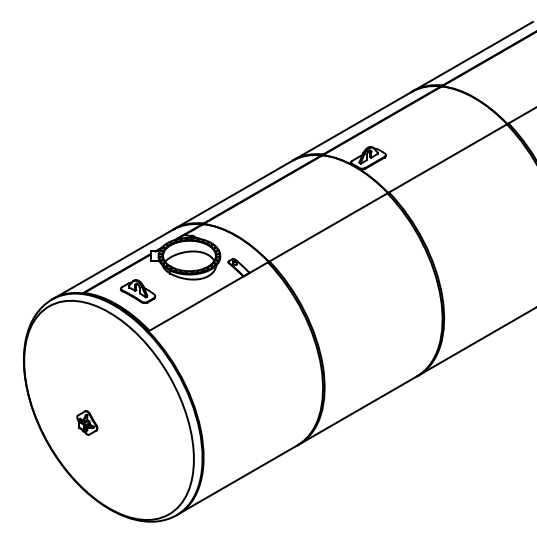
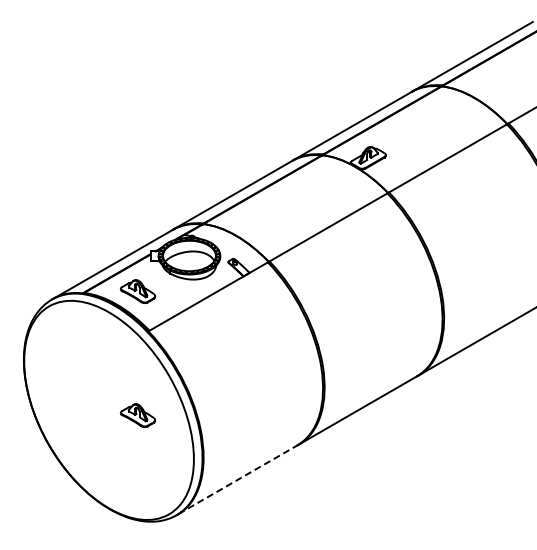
part: none -> present (138, 415)
part: present -> none (87, 422)
line: solid -> dashed (239, 478)
